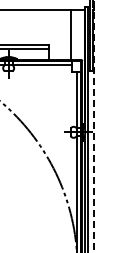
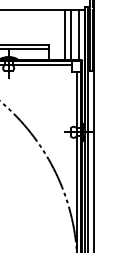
line: none -> present (65, 34)
line: none -> present (78, 34)
line: dashed -> solid (94, 126)
